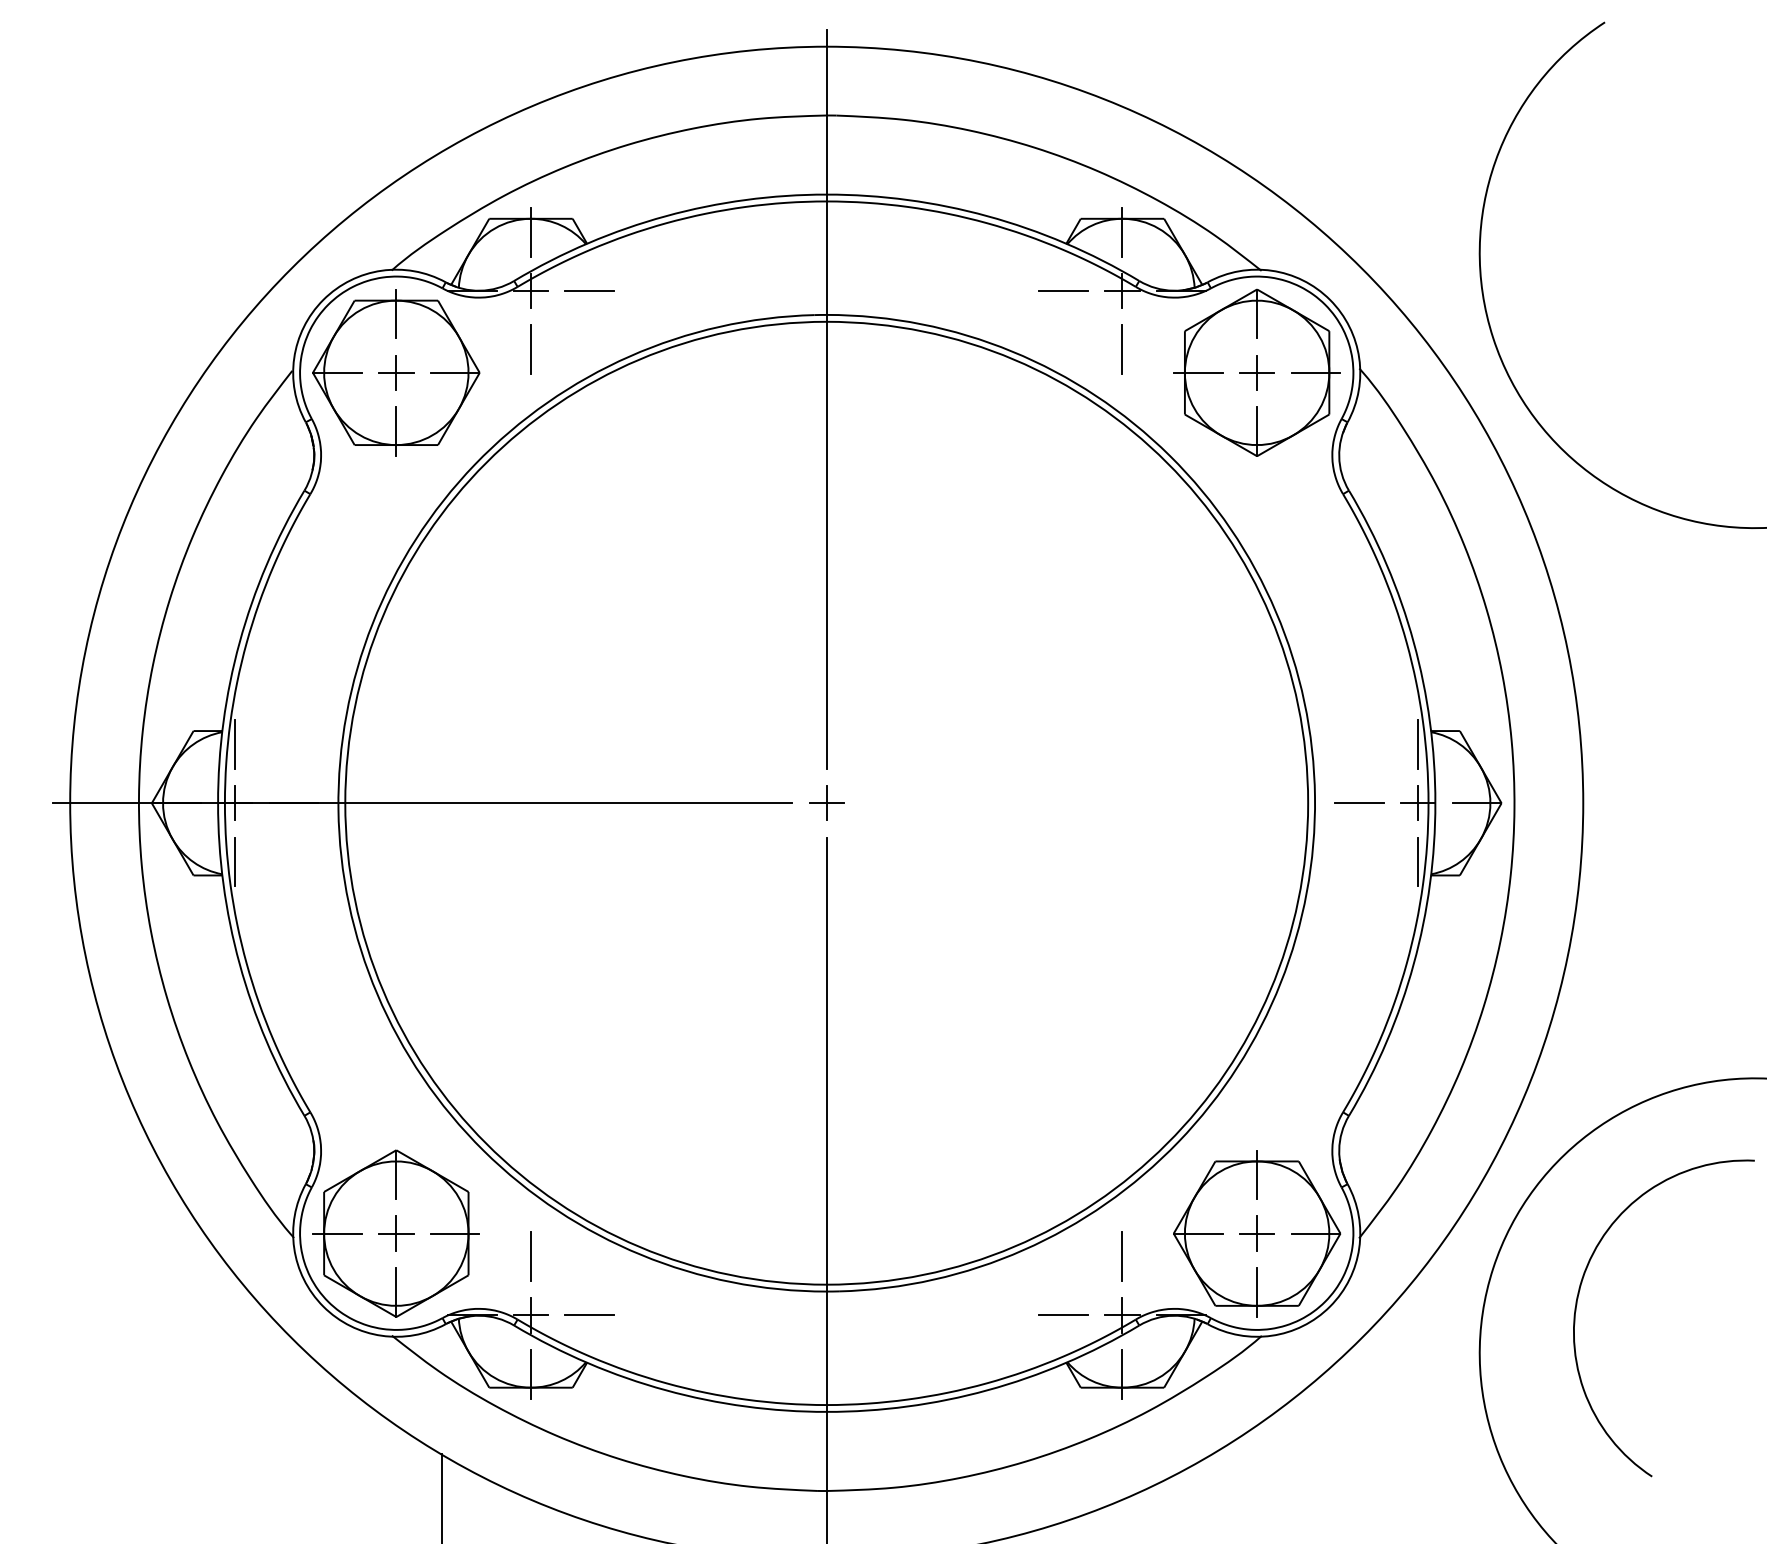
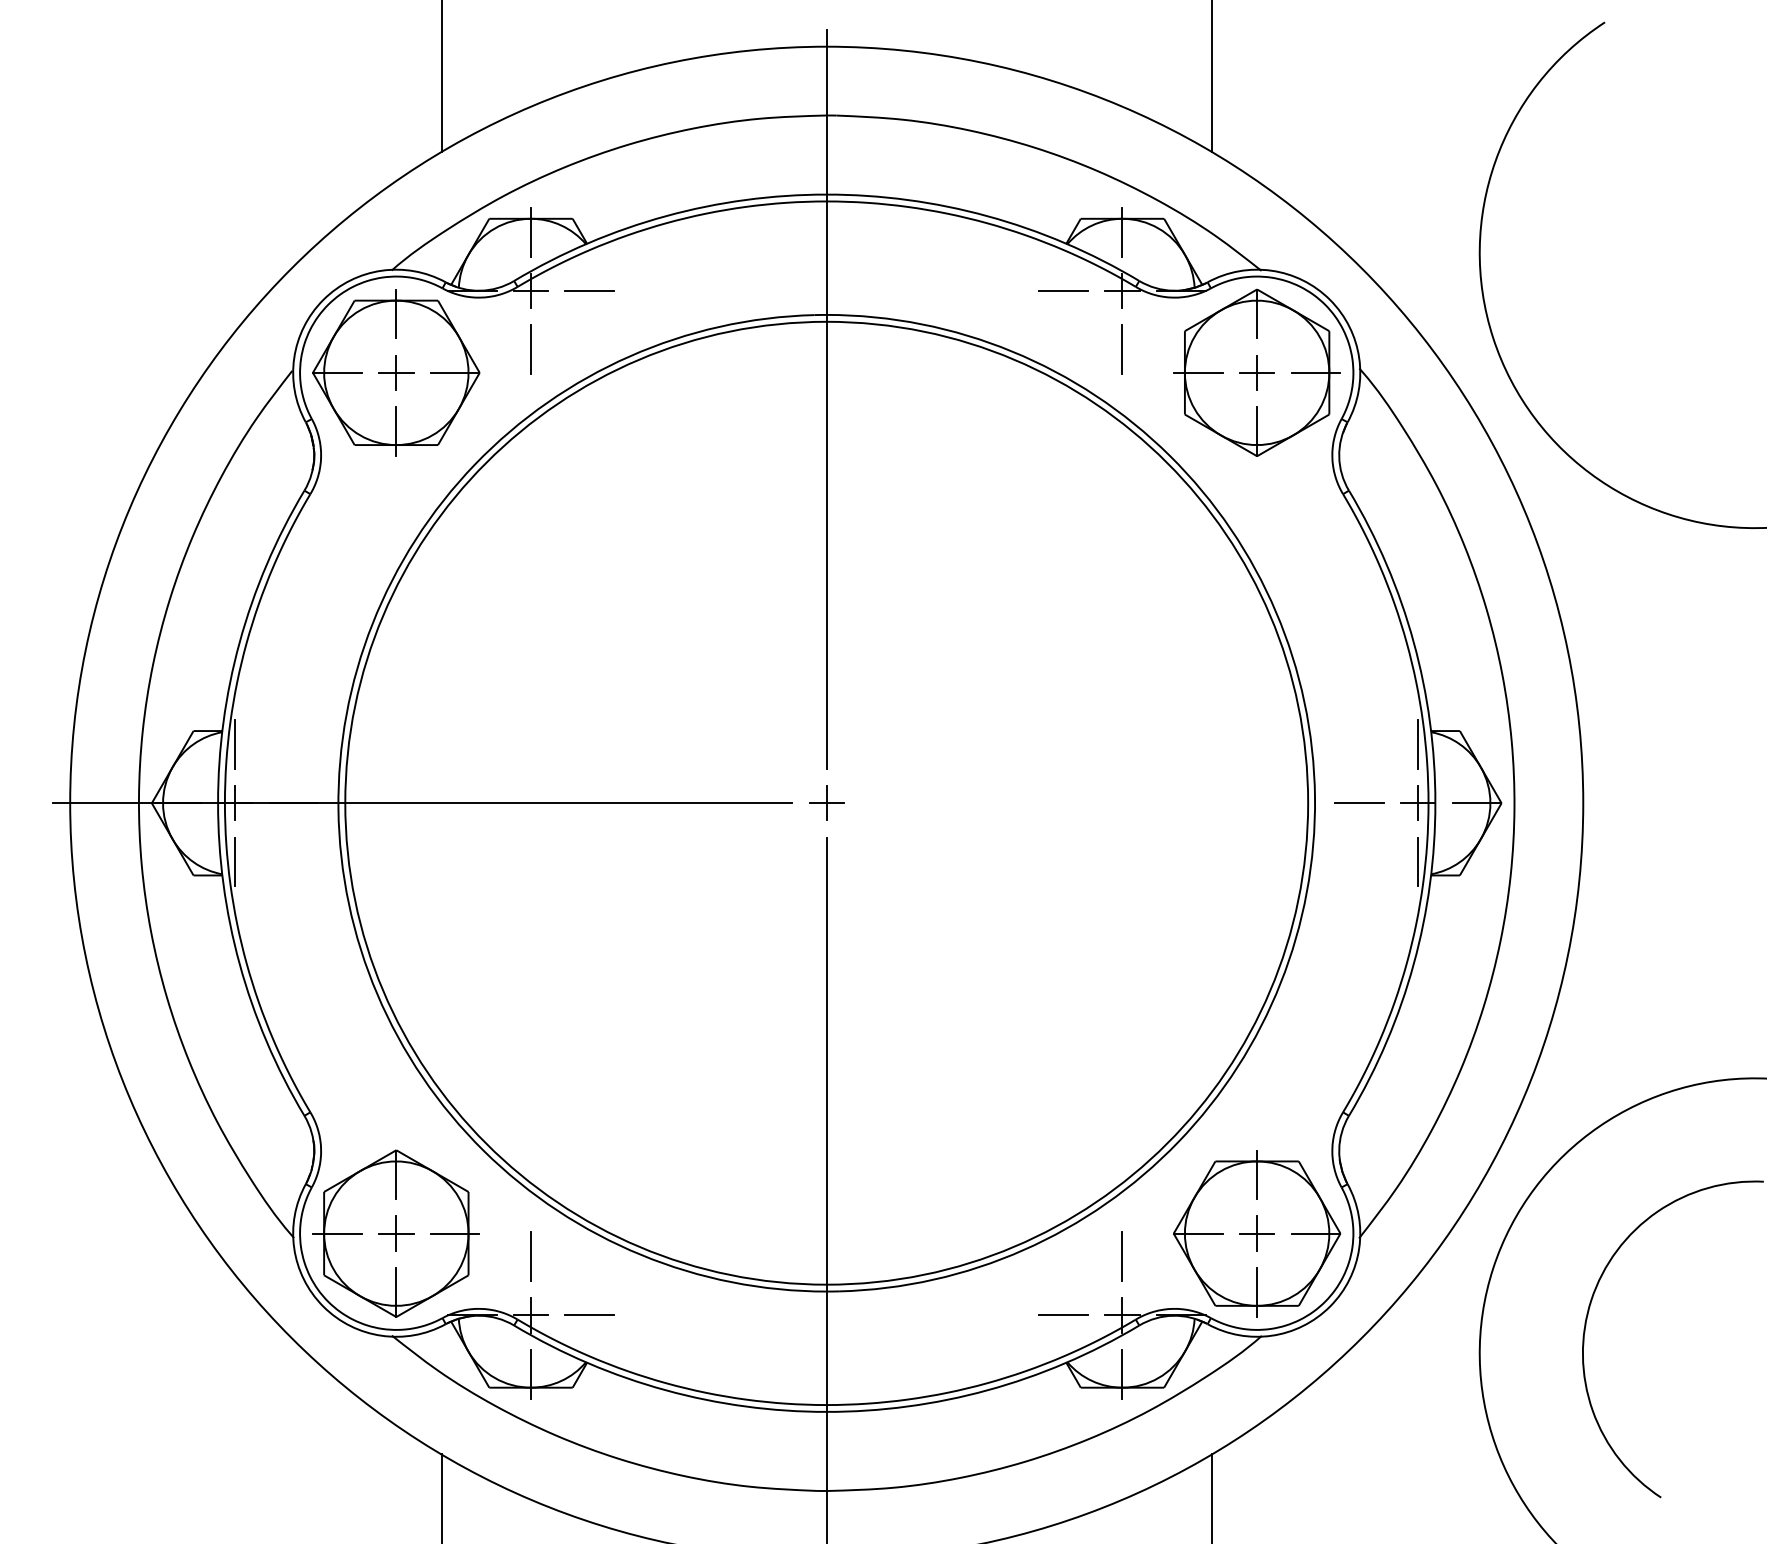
line: none -> present (441, 77)
line: none -> present (1211, 77)
curve position: (1577, 1305) -> (1586, 1326) (1586, 1326)
line: none -> present (1211, 1497)
